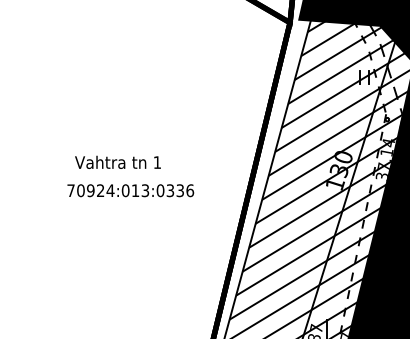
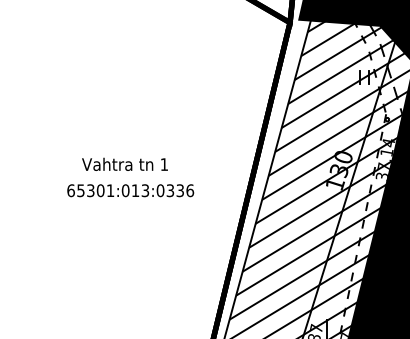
text position: (117, 161) -> (124, 163) (124, 163)
text: 70924:013:0336 -> 65301:013:0336 (90, 190)
